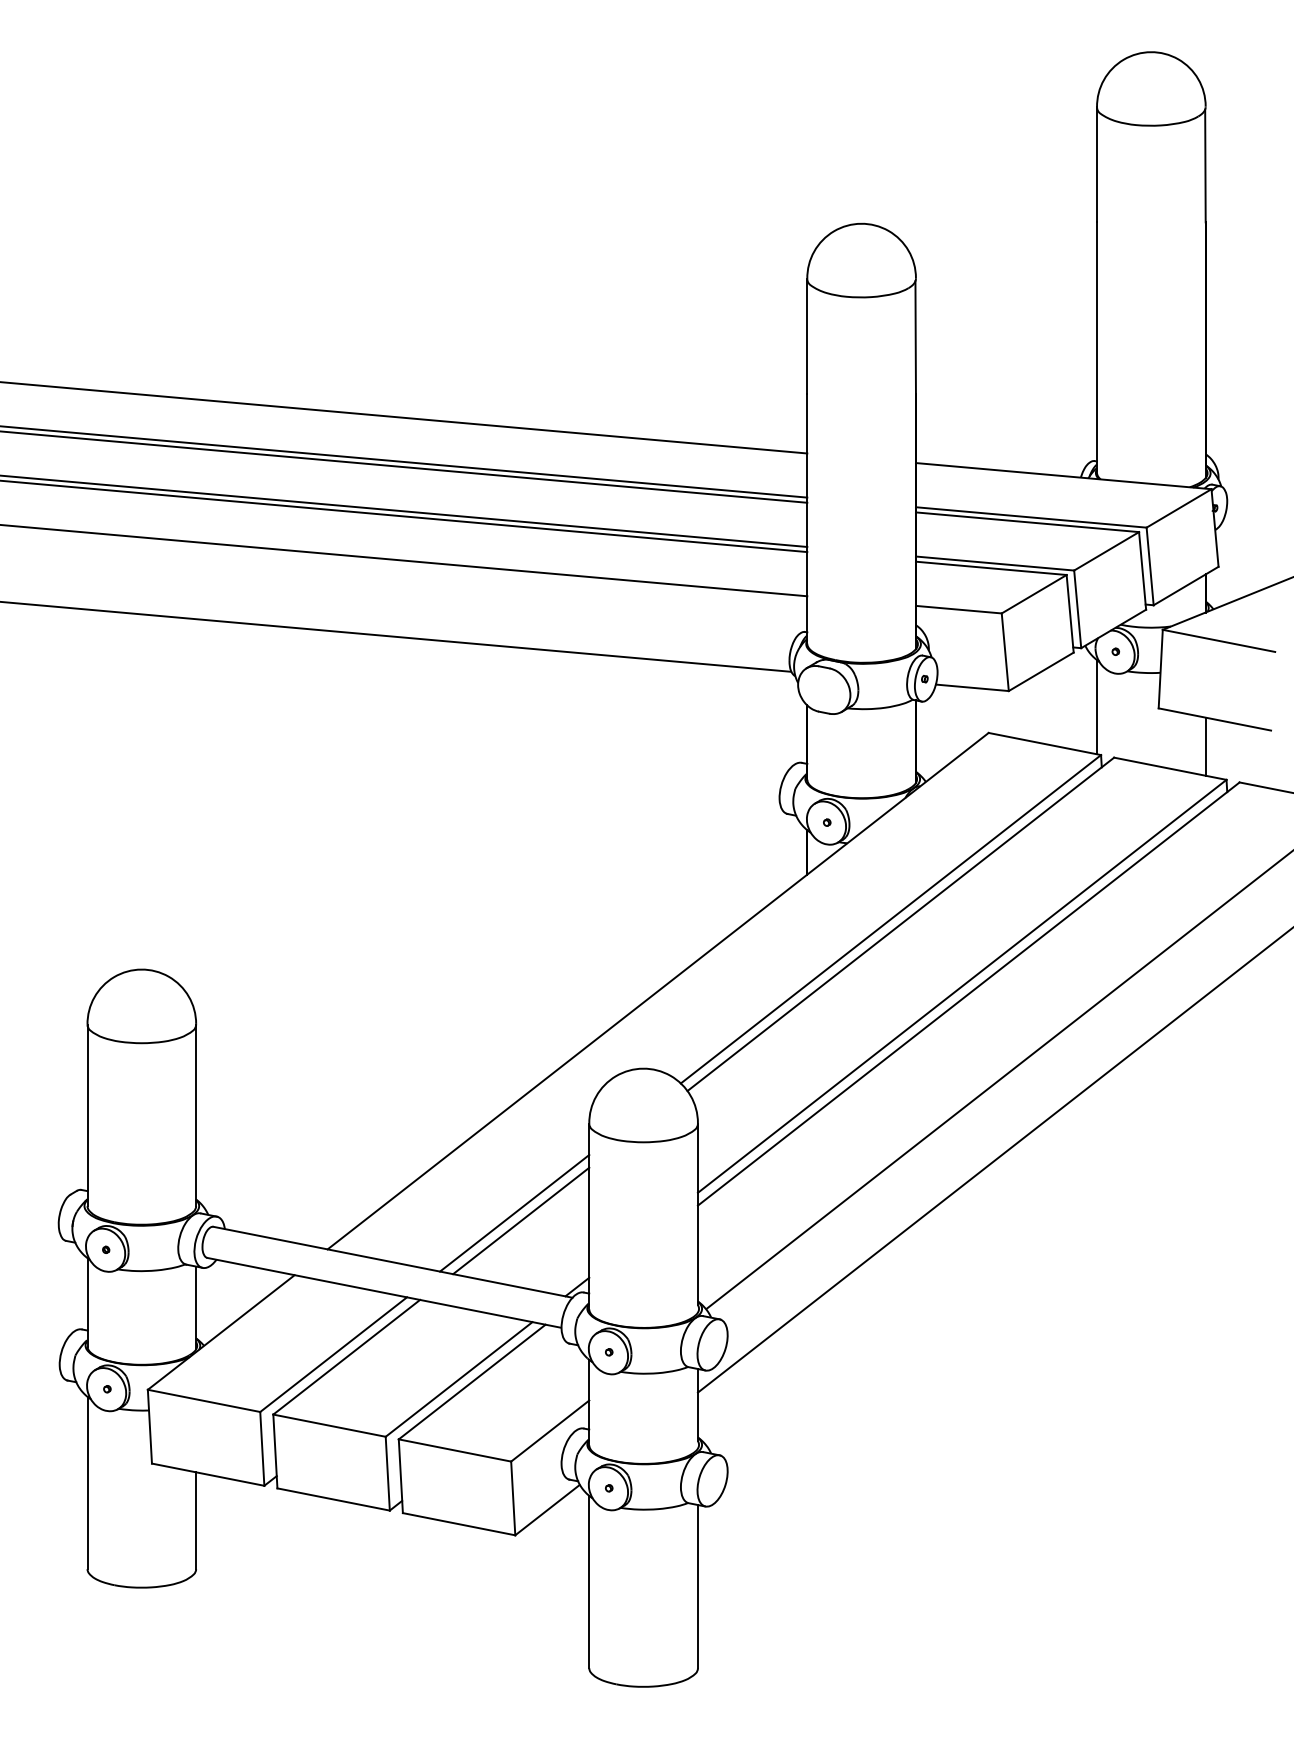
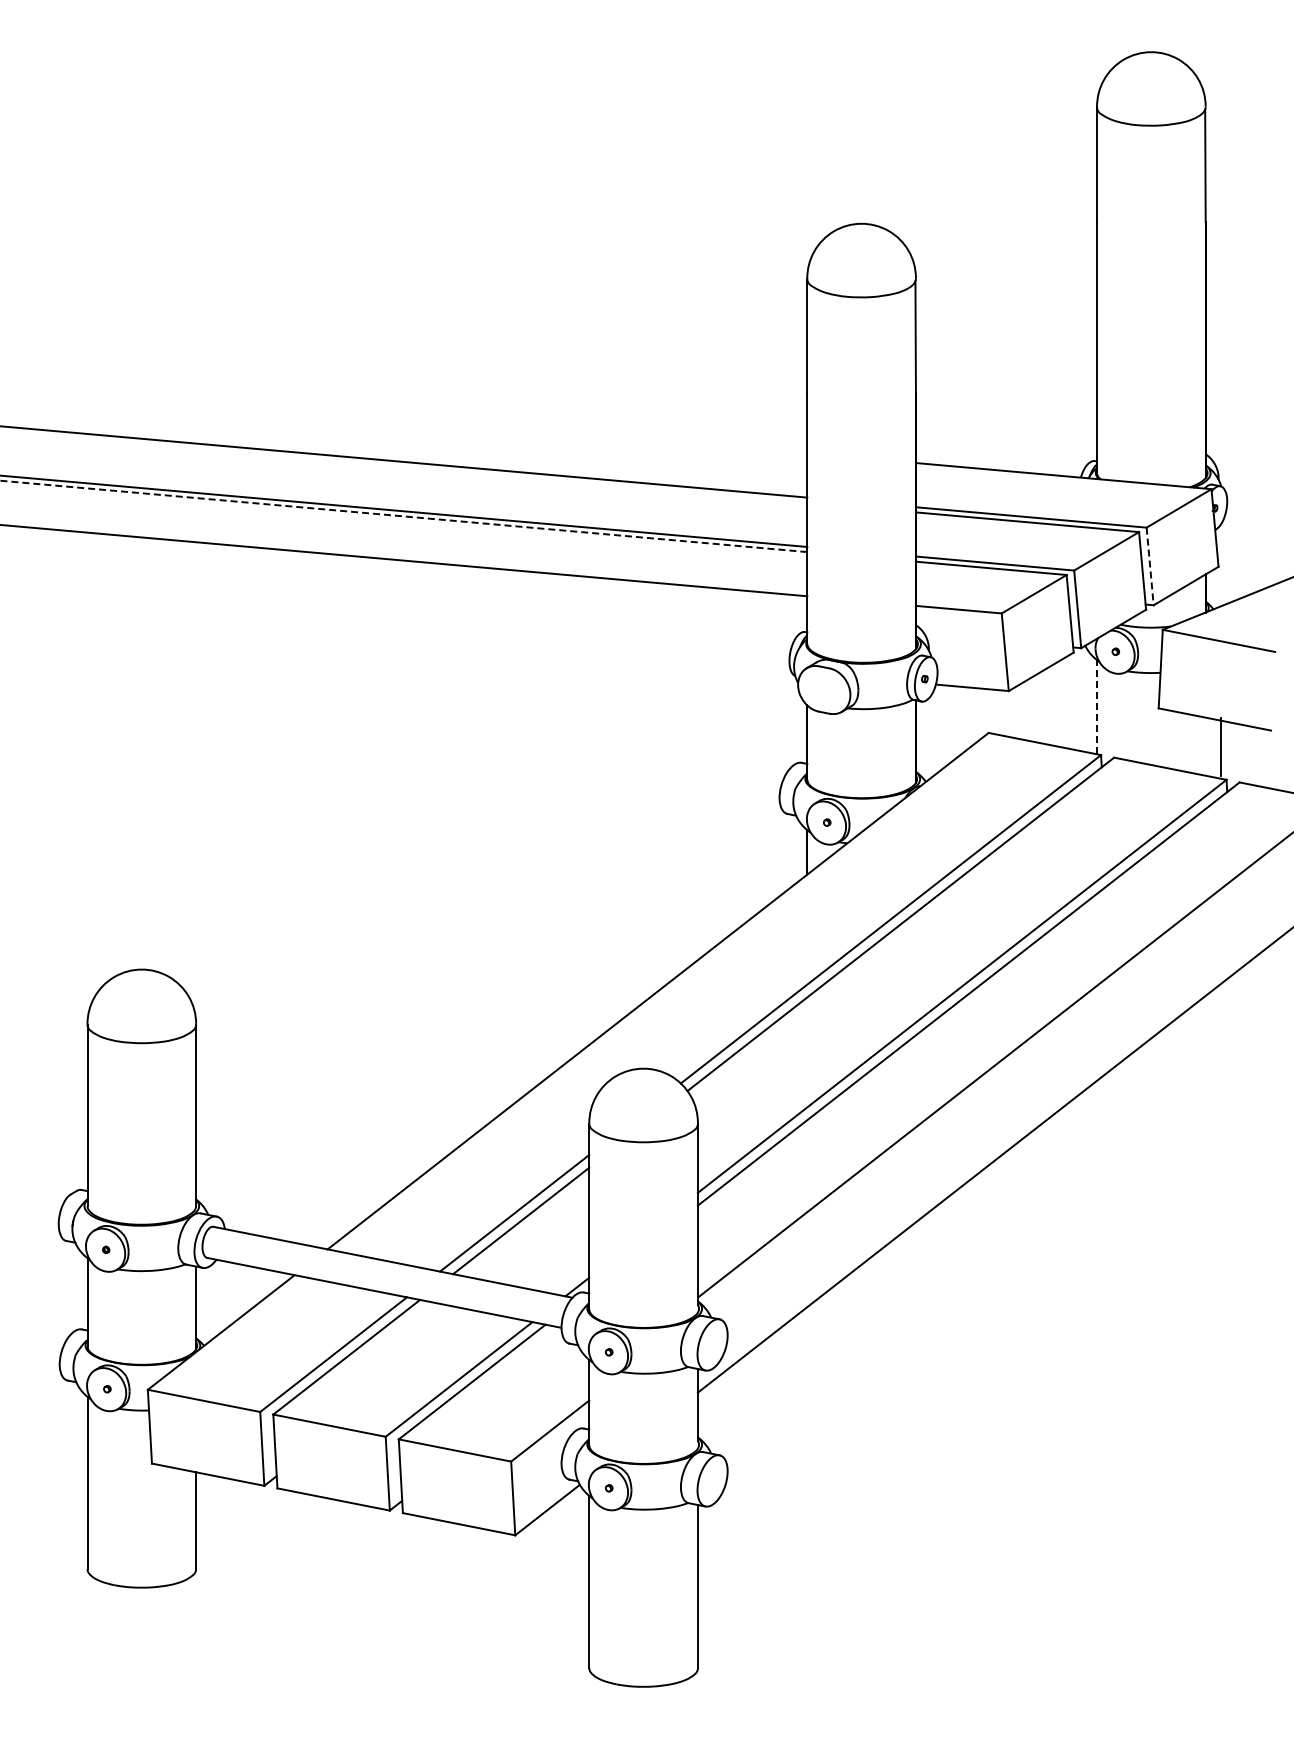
line: present -> none (404, 417)
line: present -> none (404, 466)
line: solid -> dashed (403, 516)
line: solid -> dashed (1150, 566)
line: present -> none (396, 636)
line: solid -> dashed (1097, 706)
line position: (1205, 746) -> (1220, 746) (1220, 746)
line position: (998, 1080) -> (994, 1065) (994, 1065)
